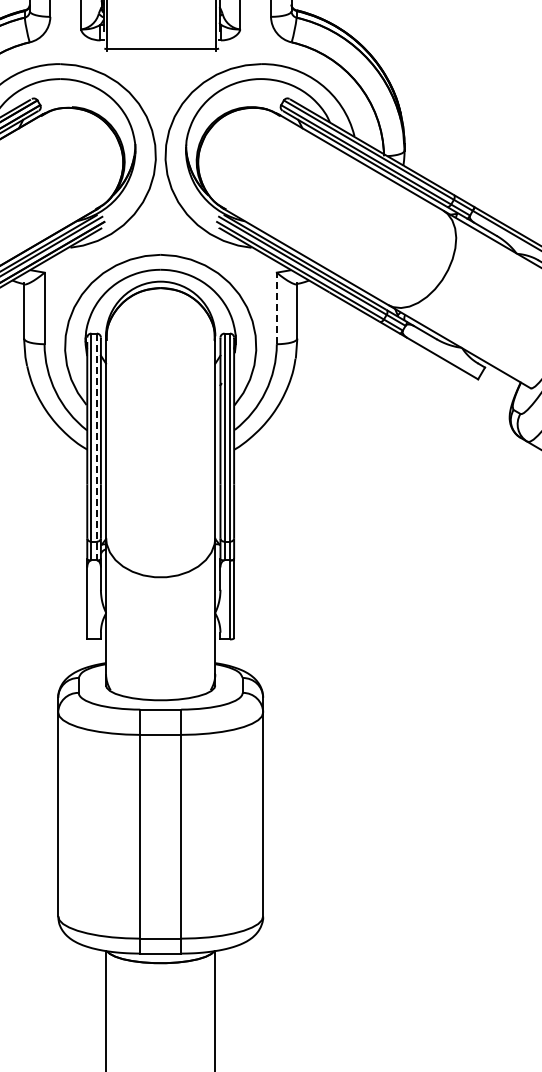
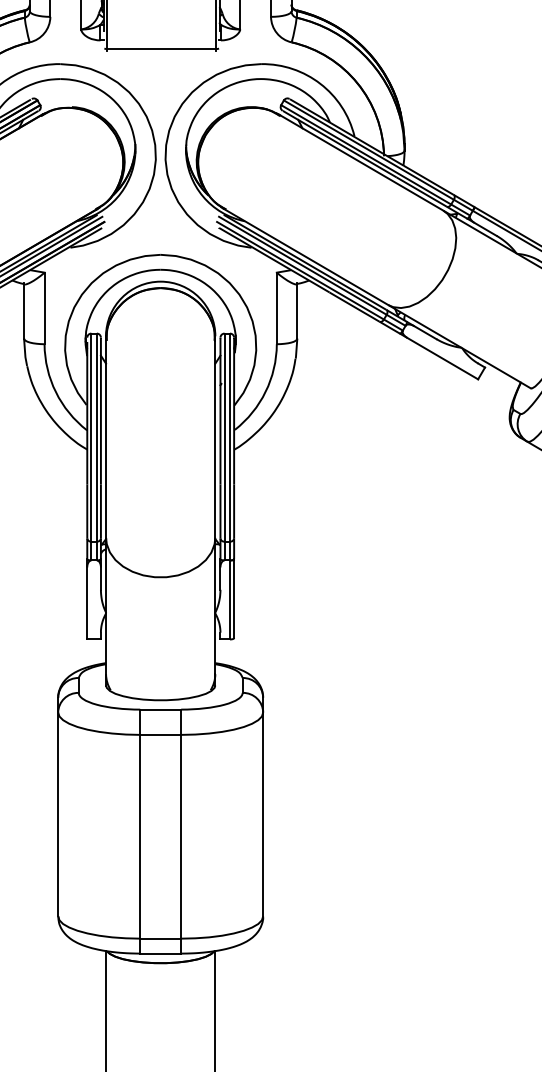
line: dashed -> solid (276, 308)
line: dashed -> solid (96, 447)
